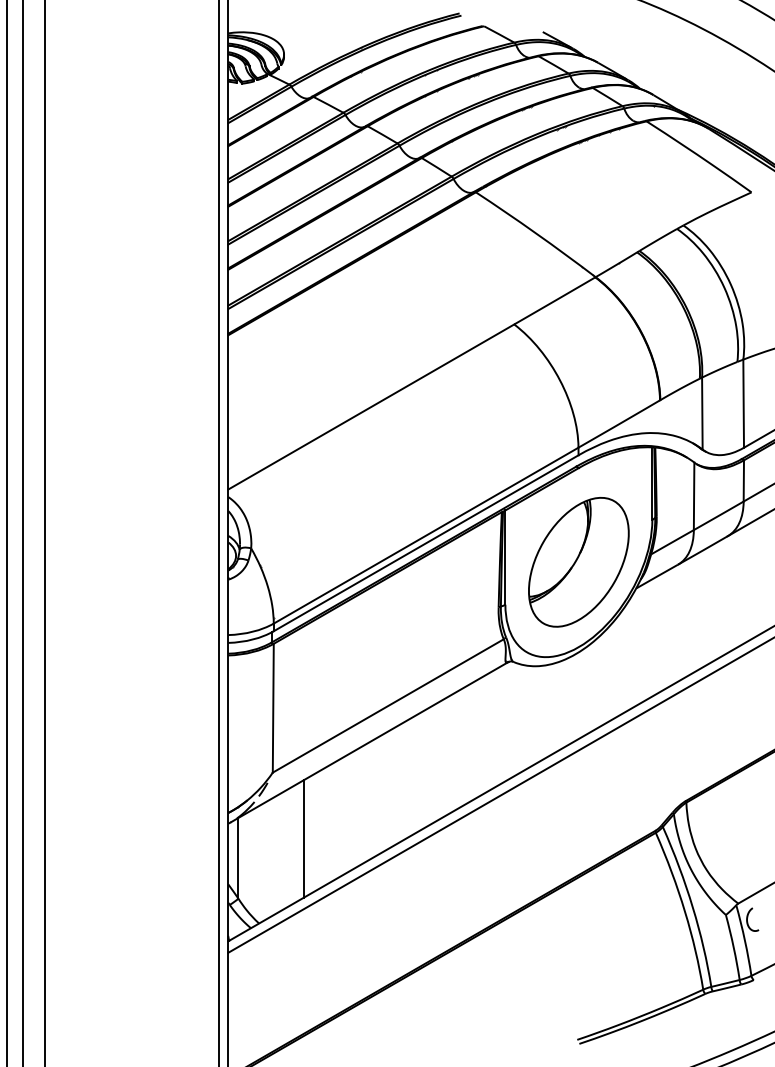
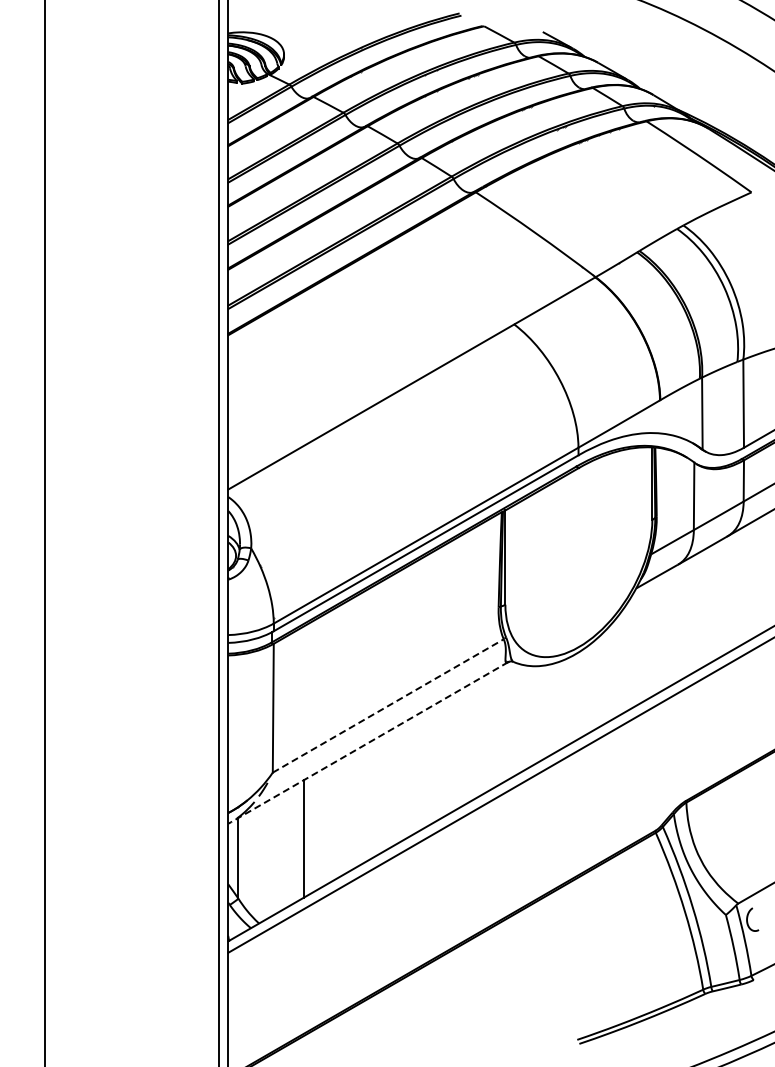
line: present -> none (7, 532)
line: present -> none (23, 532)
part: present -> none (578, 562)
line: solid -> dashed (388, 705)
line: solid -> dashed (369, 742)
